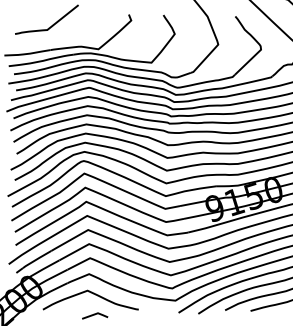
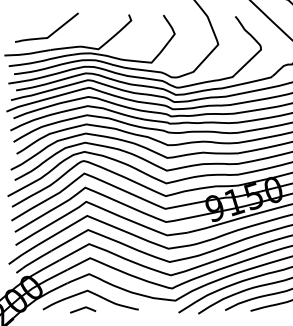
curve position: (52, 24) -> (52, 32) (52, 32)
line position: (95, 315) -> (83, 309) (83, 309)
